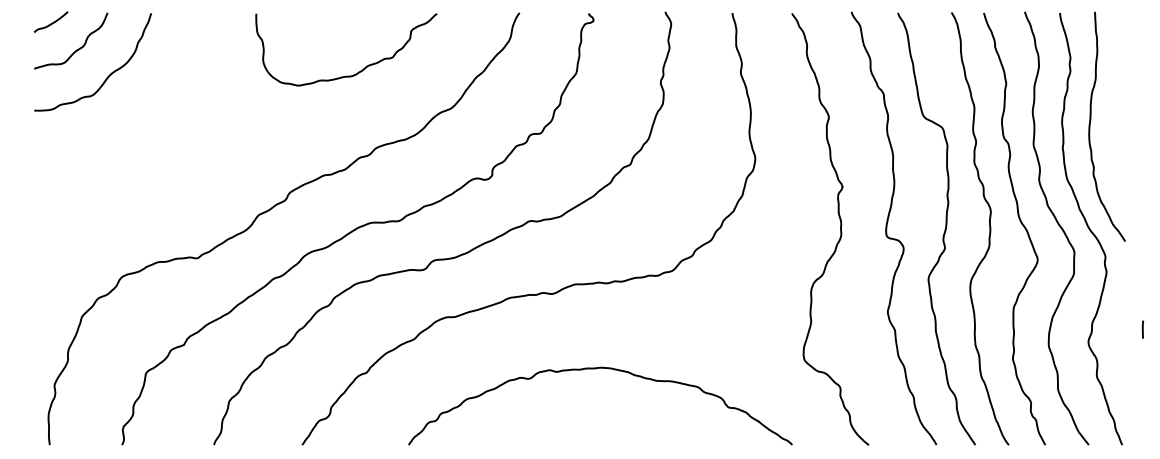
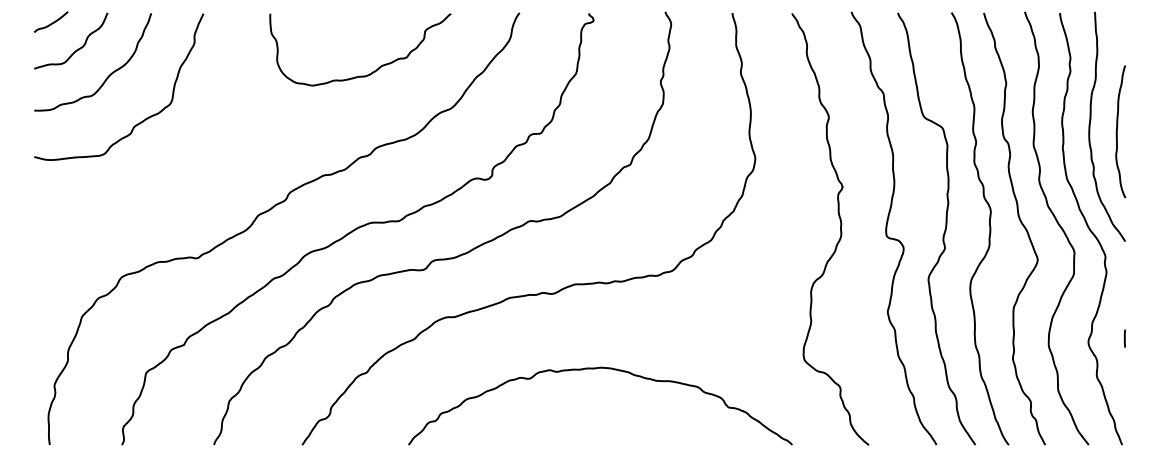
curve position: (358, 71) -> (372, 71) (372, 71)
curve: none -> present (140, 121)
curve: none -> present (1117, 131)
line position: (1142, 329) -> (1124, 338) (1124, 338)
